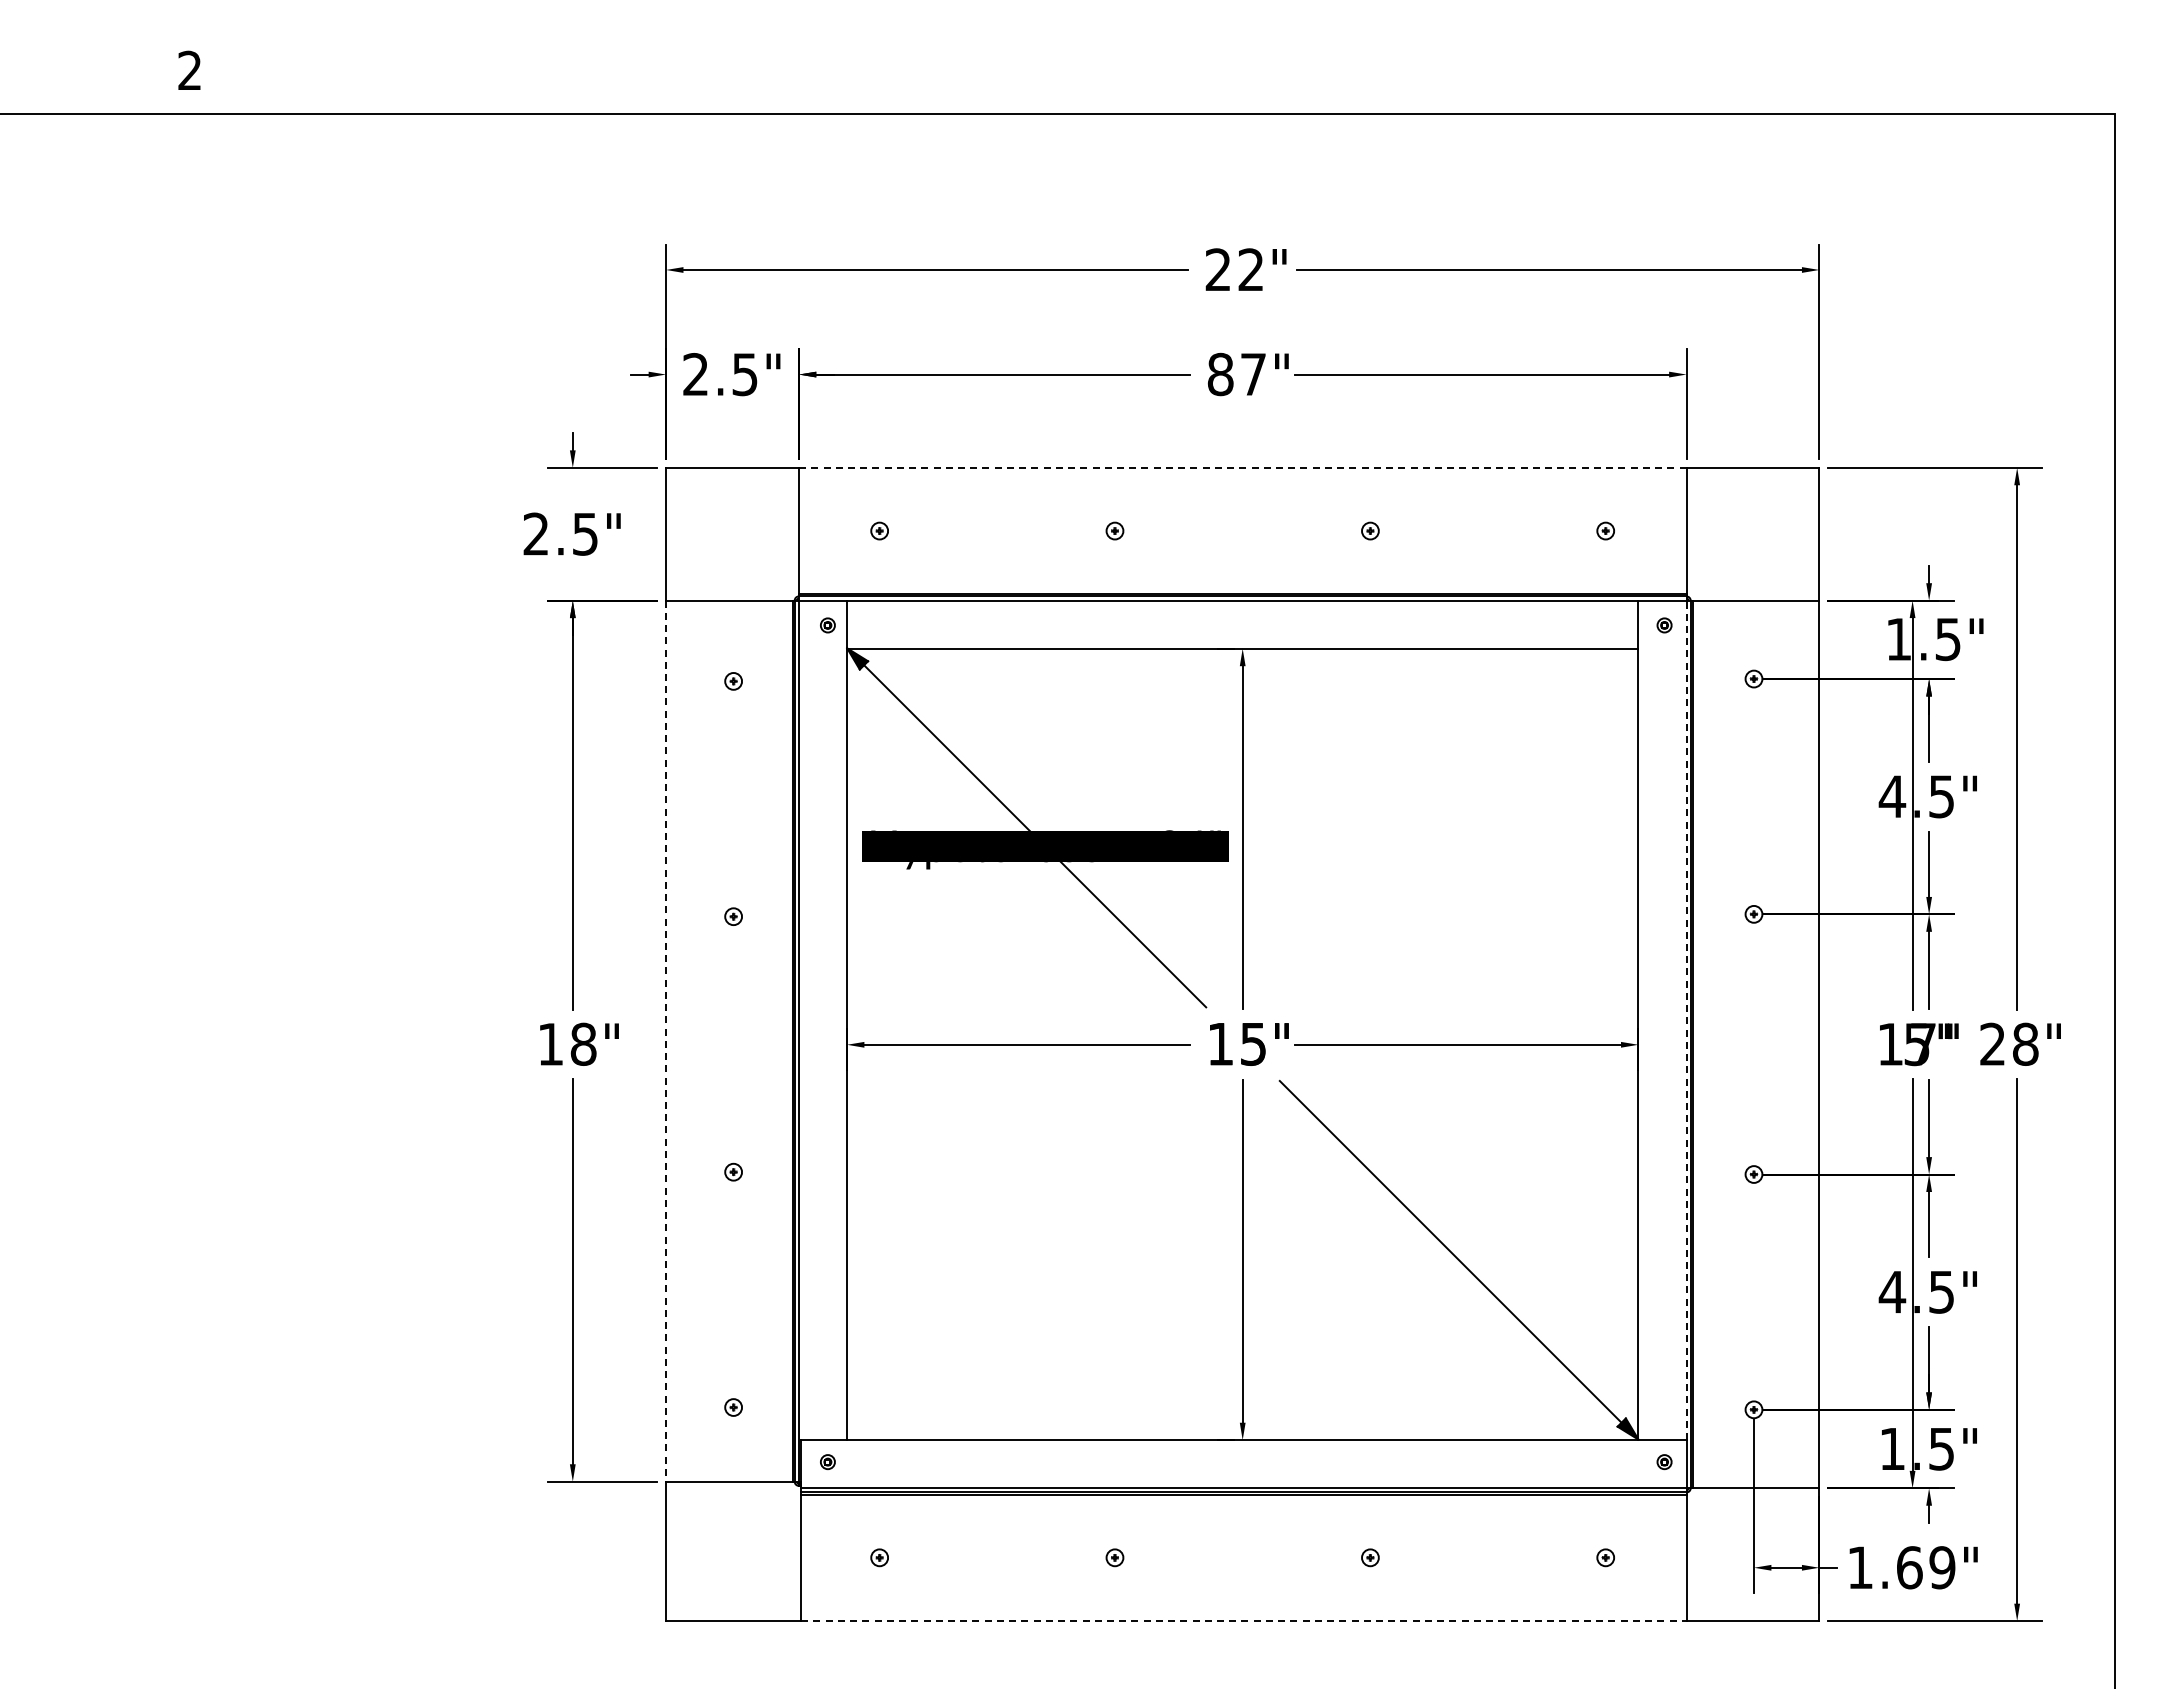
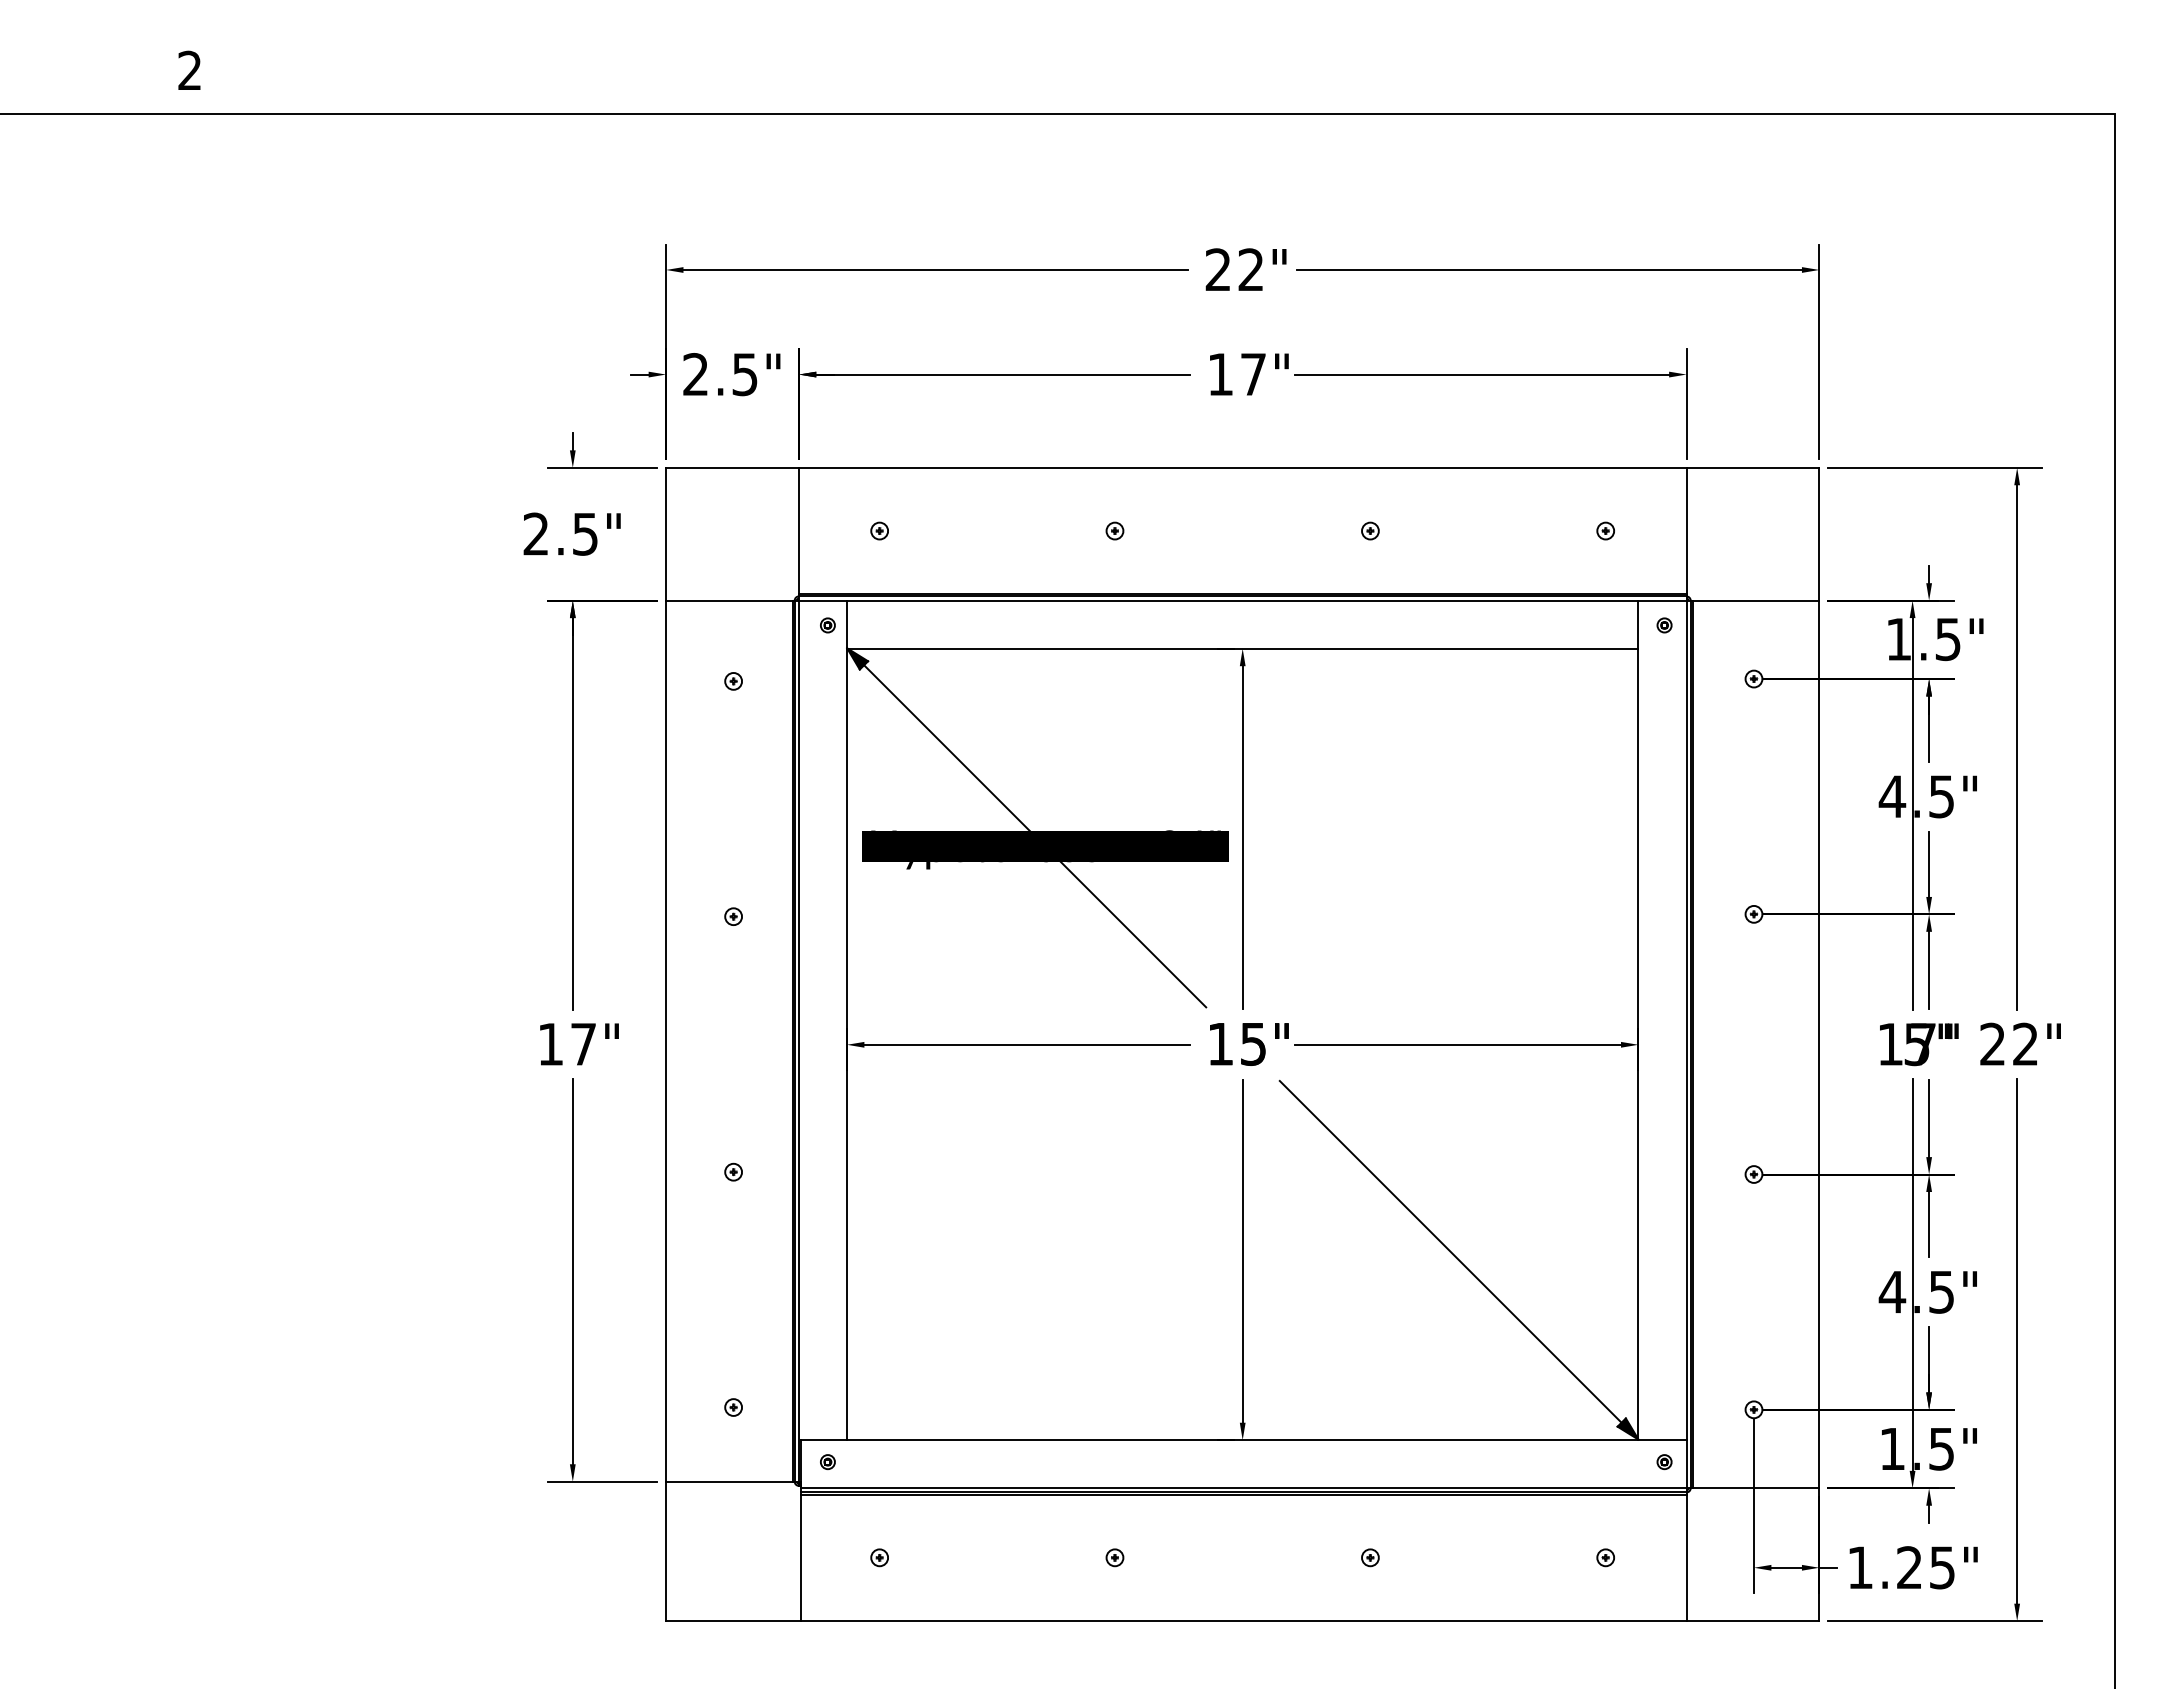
text: 87" -> 17" (1220, 374)
line: dashed -> solid (1242, 467)
line: dashed -> solid (1686, 1020)
line: dashed -> solid (666, 1041)
text: 18" -> 17" (583, 1043)
text: 28" -> 22" (2025, 1043)
text: 1.69" -> 1.25" (1926, 1567)
line: dashed -> solid (1243, 1621)
